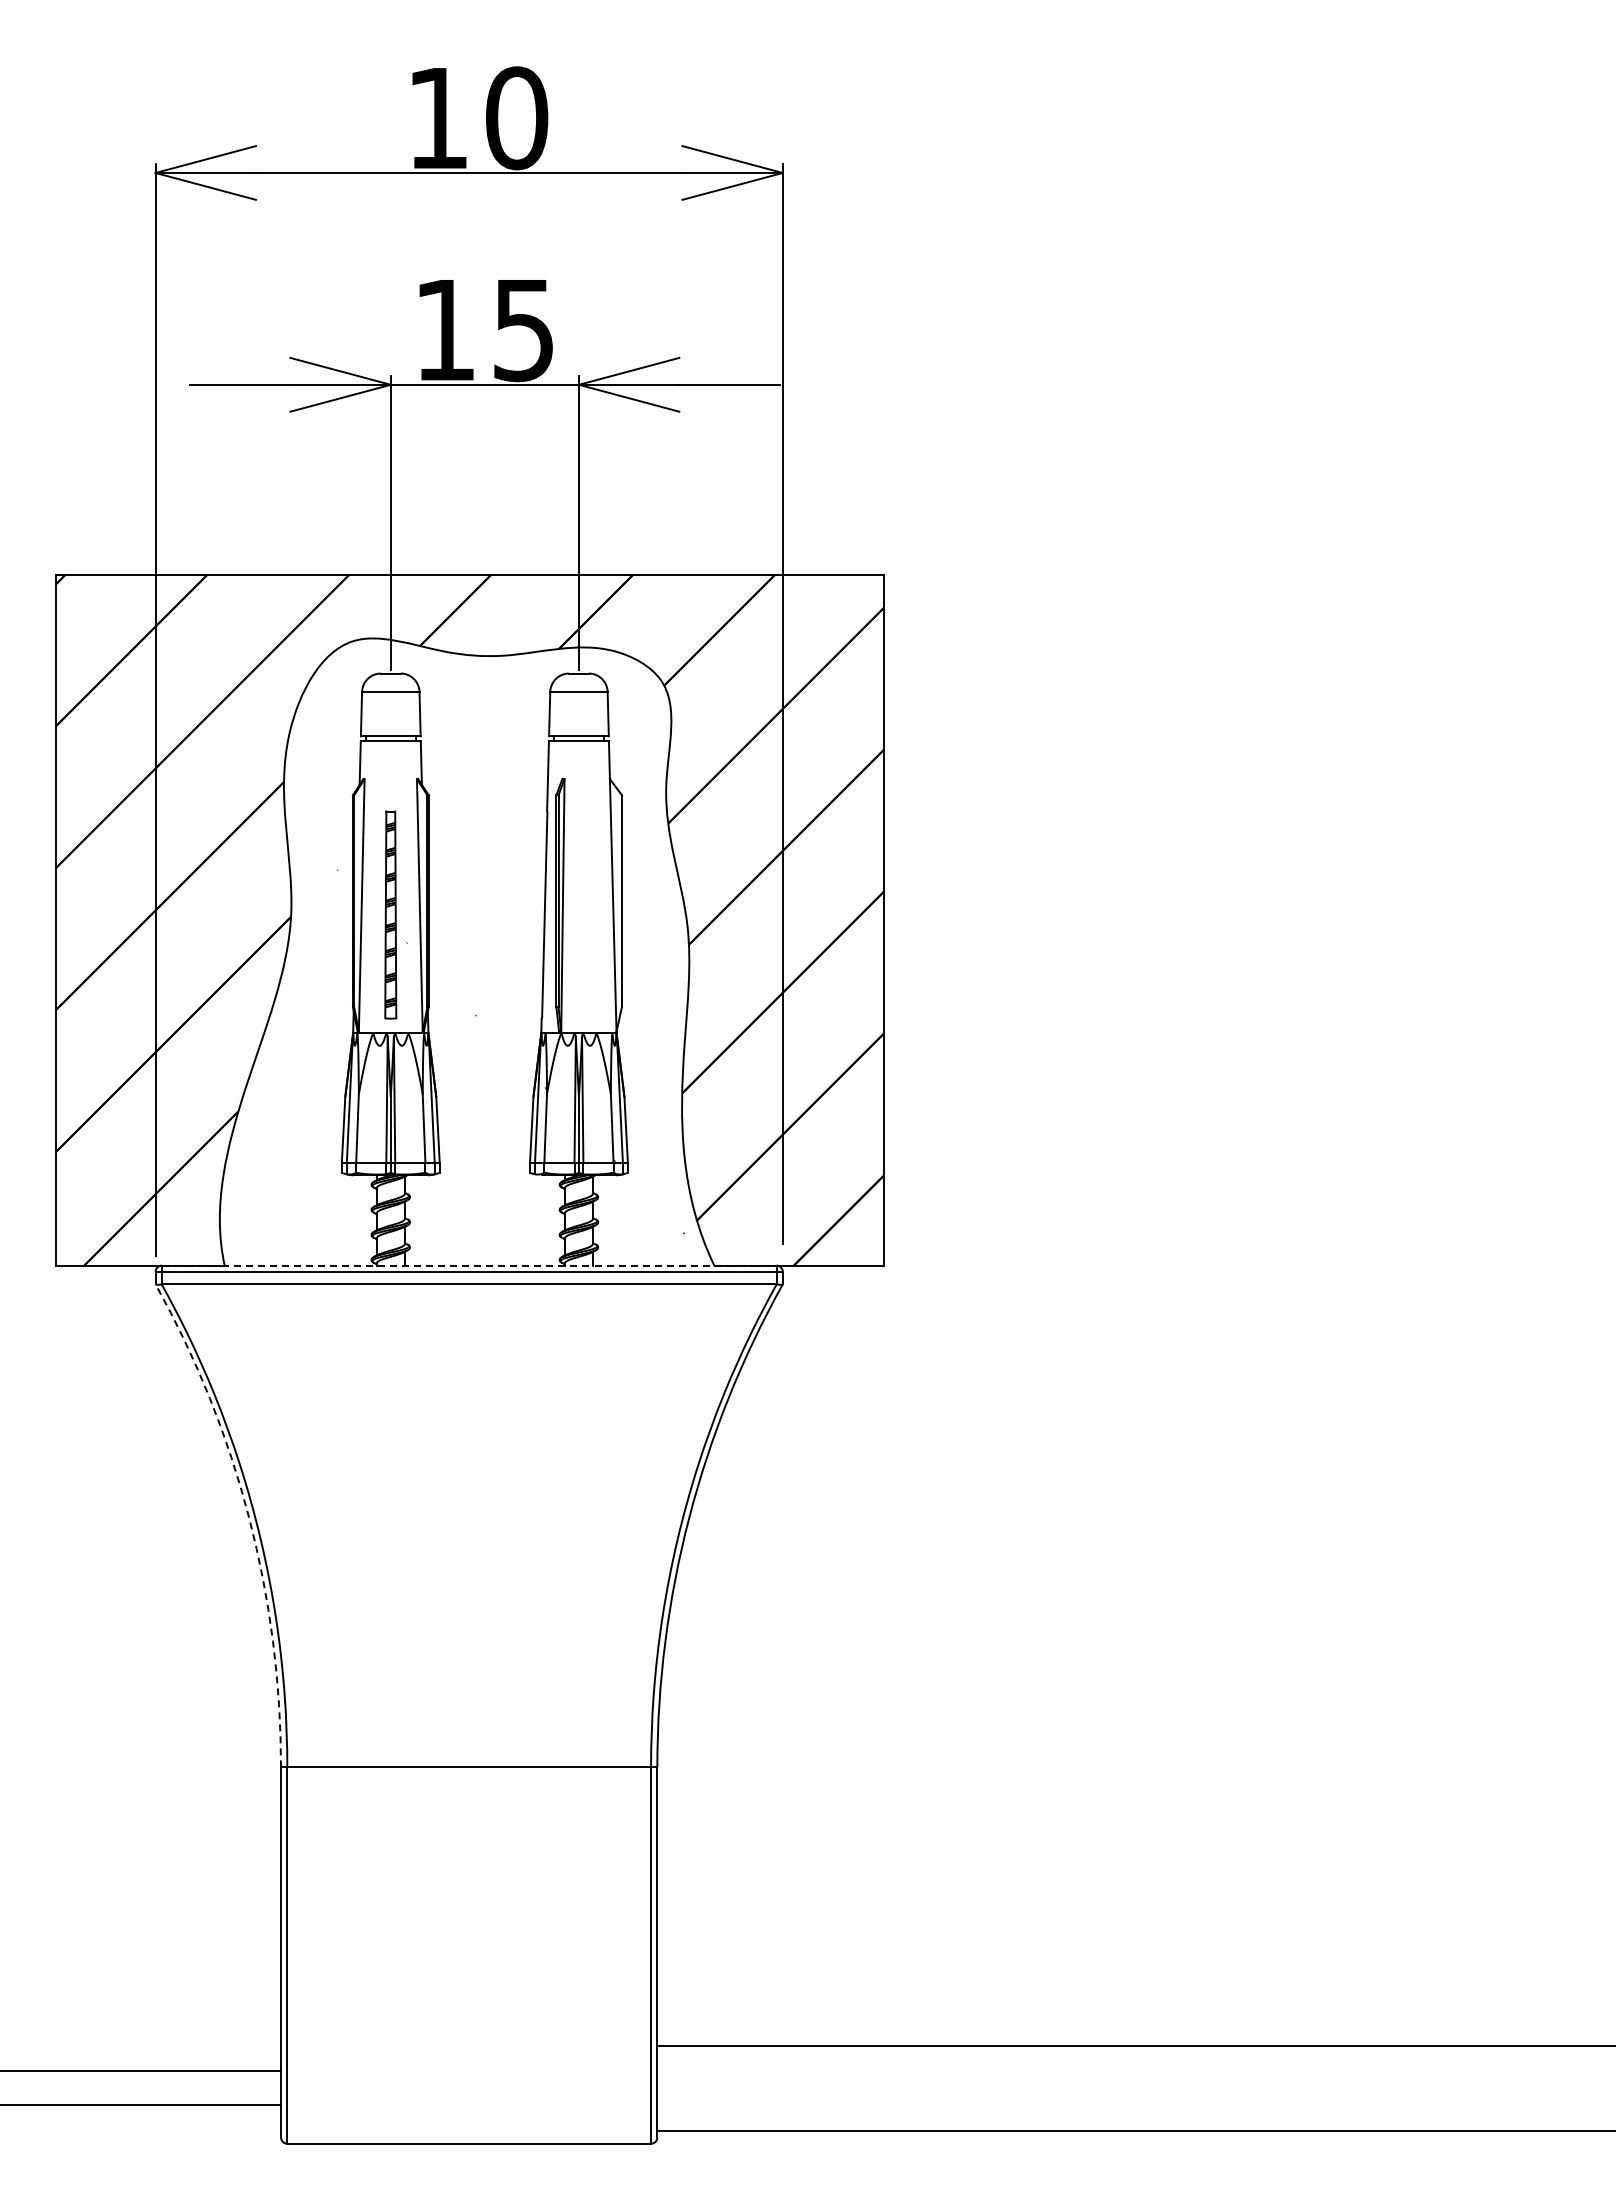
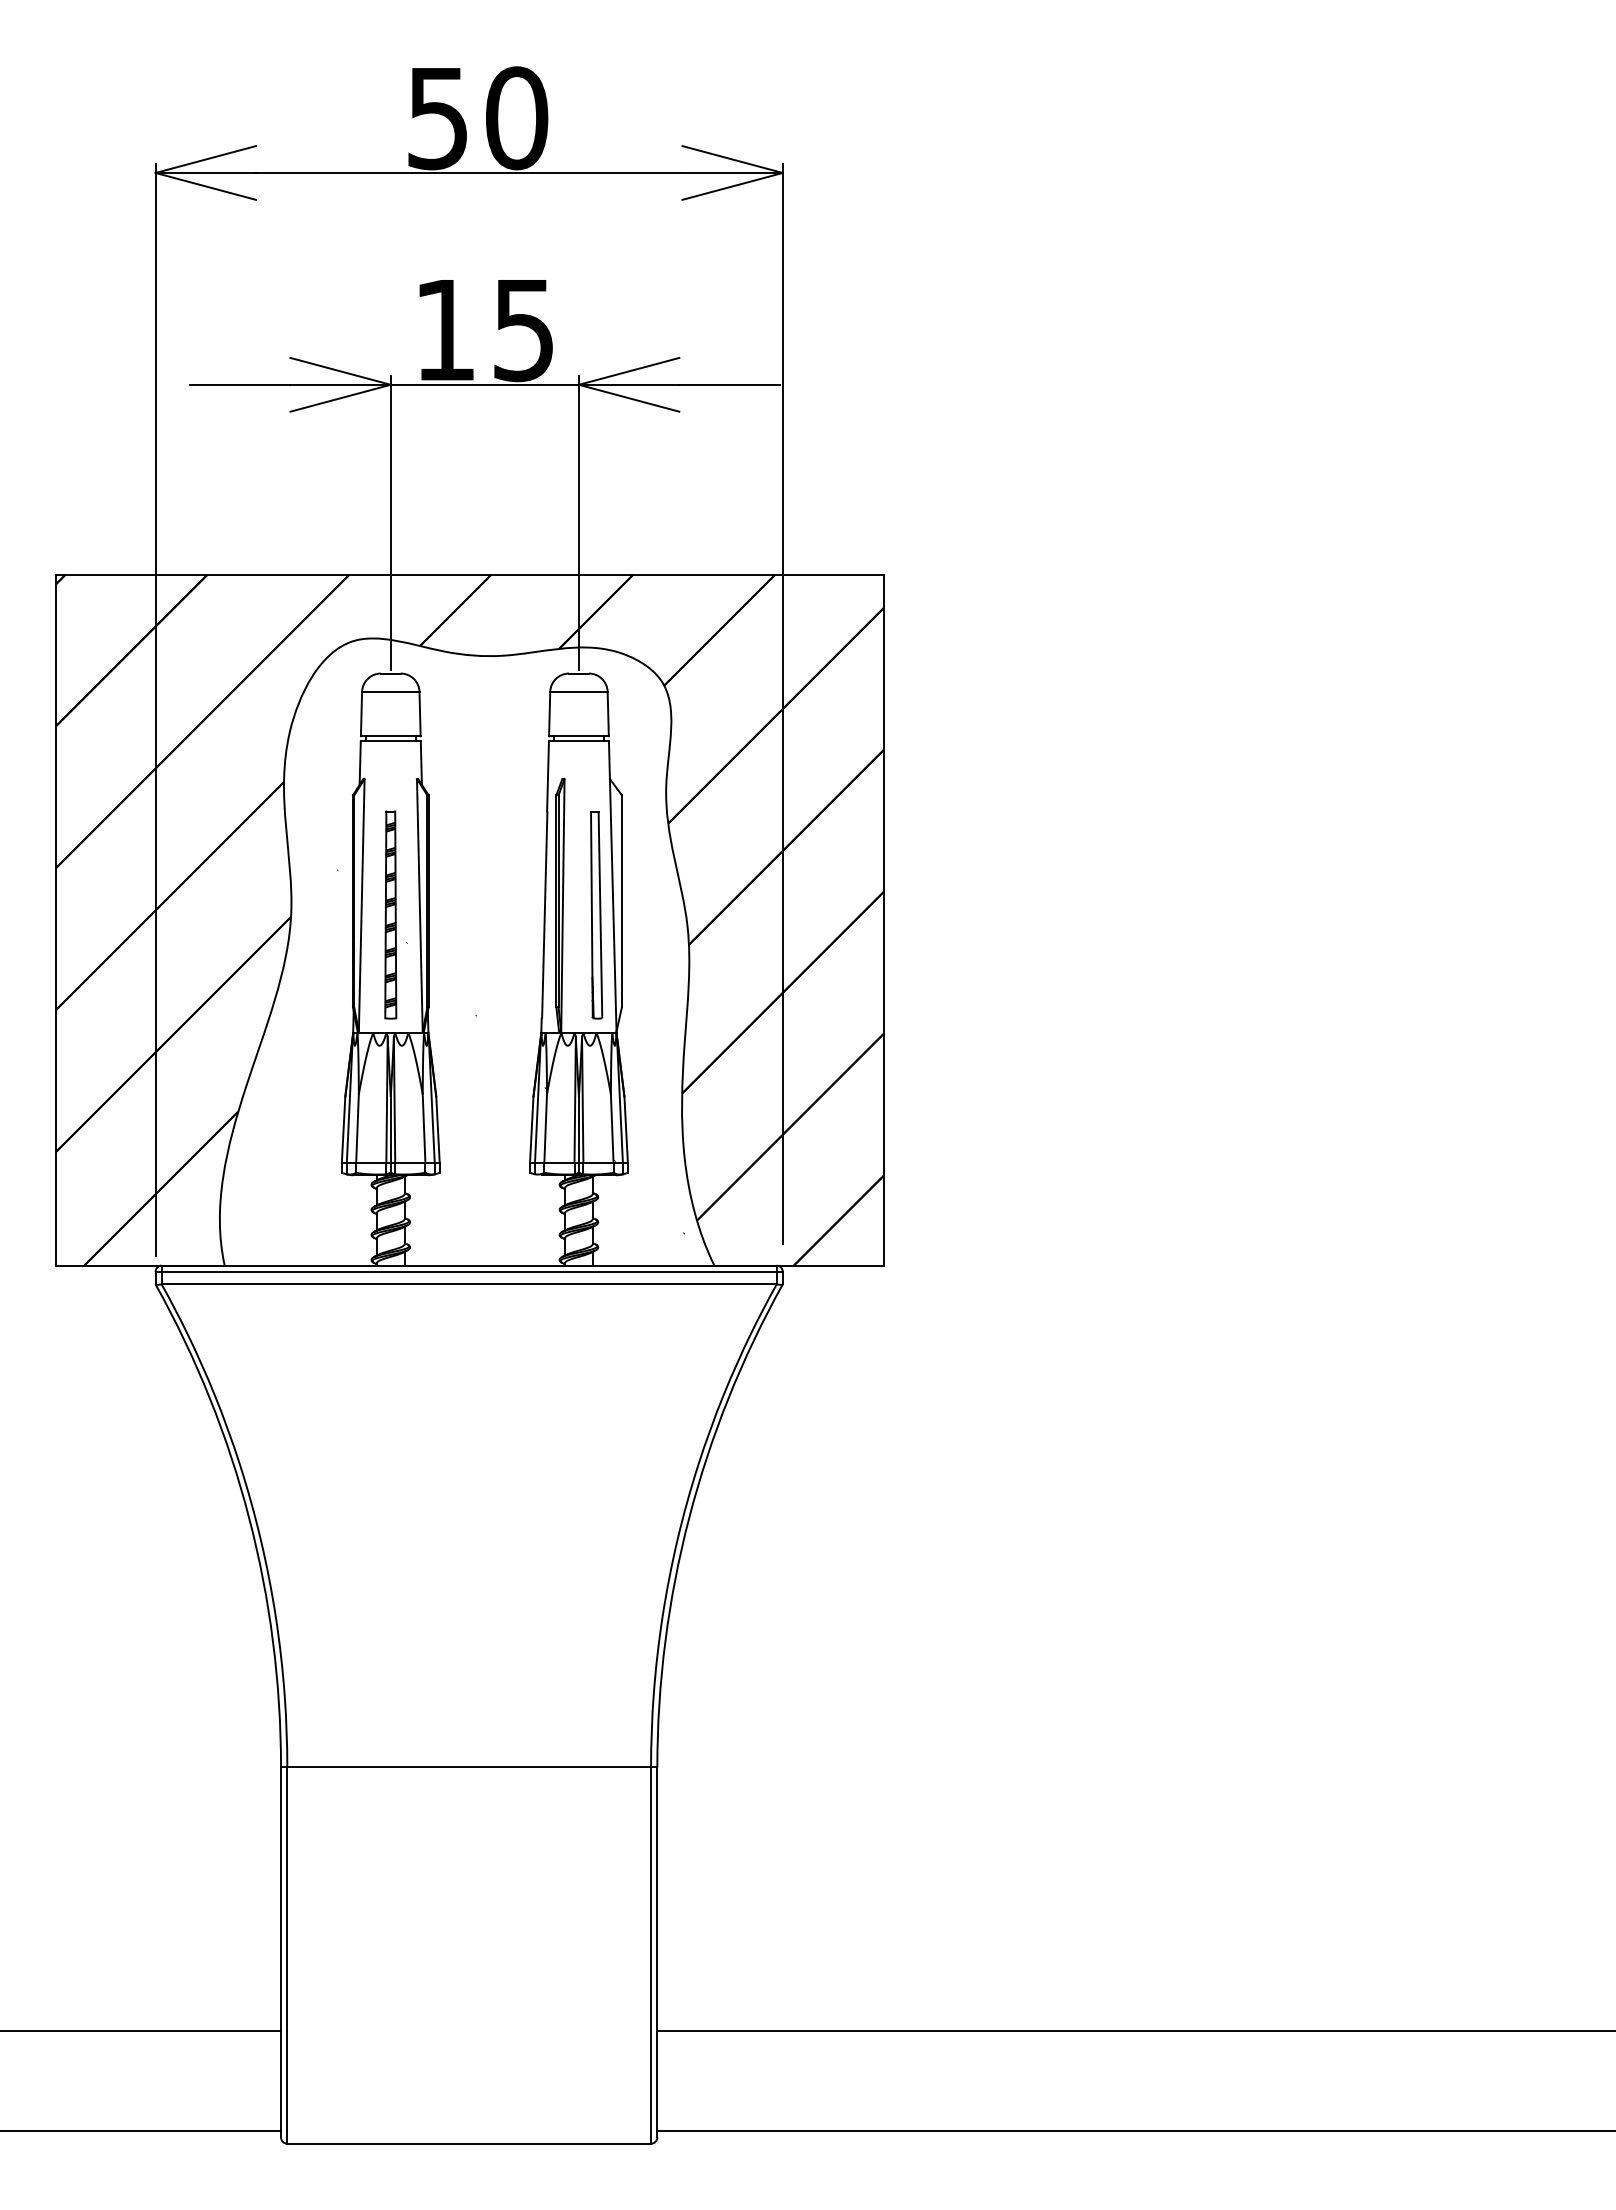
text: 10 -> 50 (437, 119)
part: none -> present (596, 915)
line: dashed -> solid (469, 1265)
arc: dashed -> solid (249, 1517)
line position: (1134, 2045) -> (1134, 2030) (1134, 2030)
line position: (141, 2070) -> (141, 2030) (141, 2030)
line position: (141, 2105) -> (141, 2131) (141, 2131)
